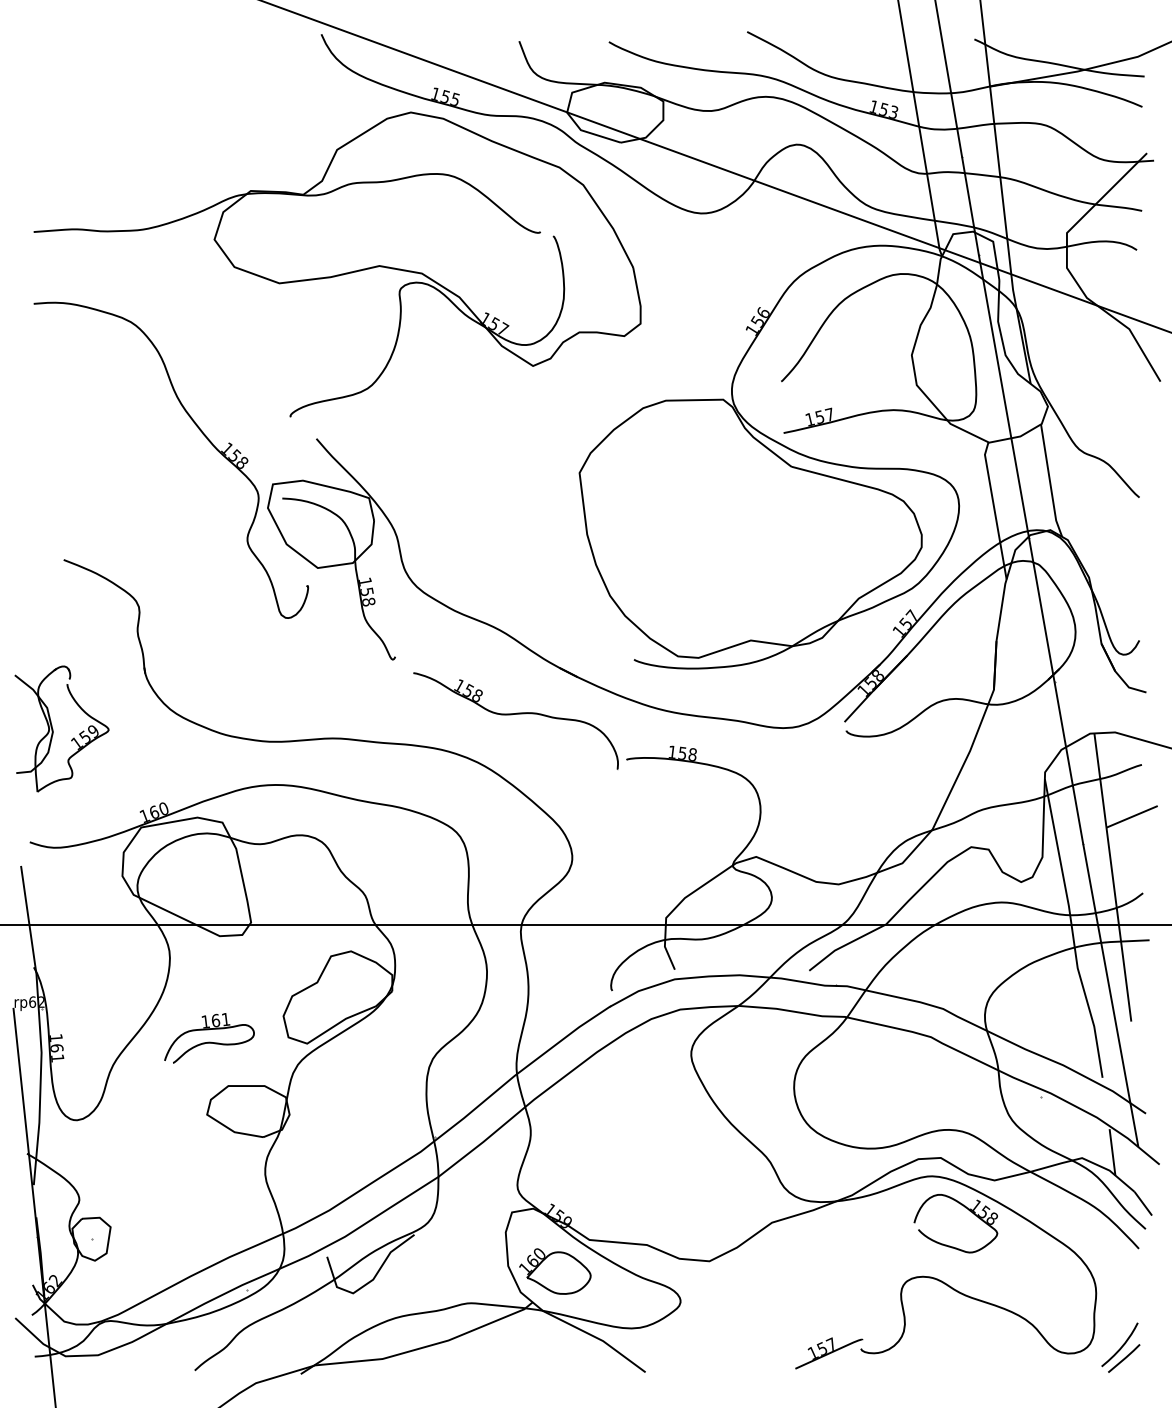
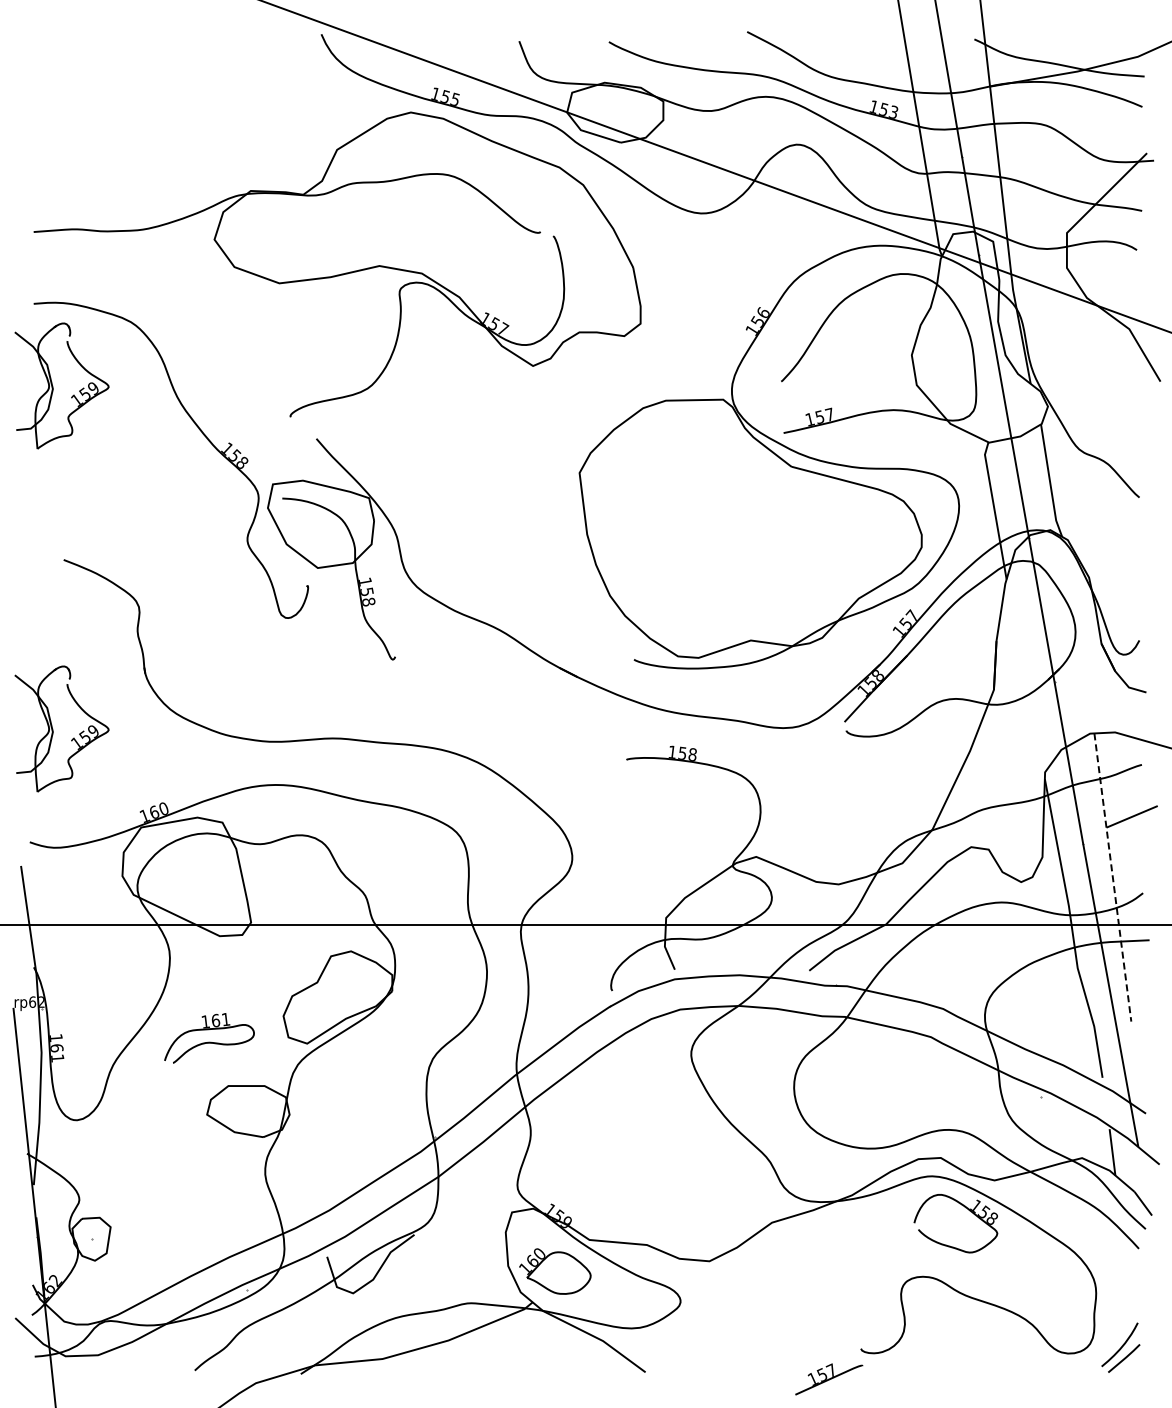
part: none -> present (53, 386)
part: present -> none (515, 720)
line: solid -> dashed (1112, 878)
part position: (829, 1353) -> (829, 1379) (829, 1379)
